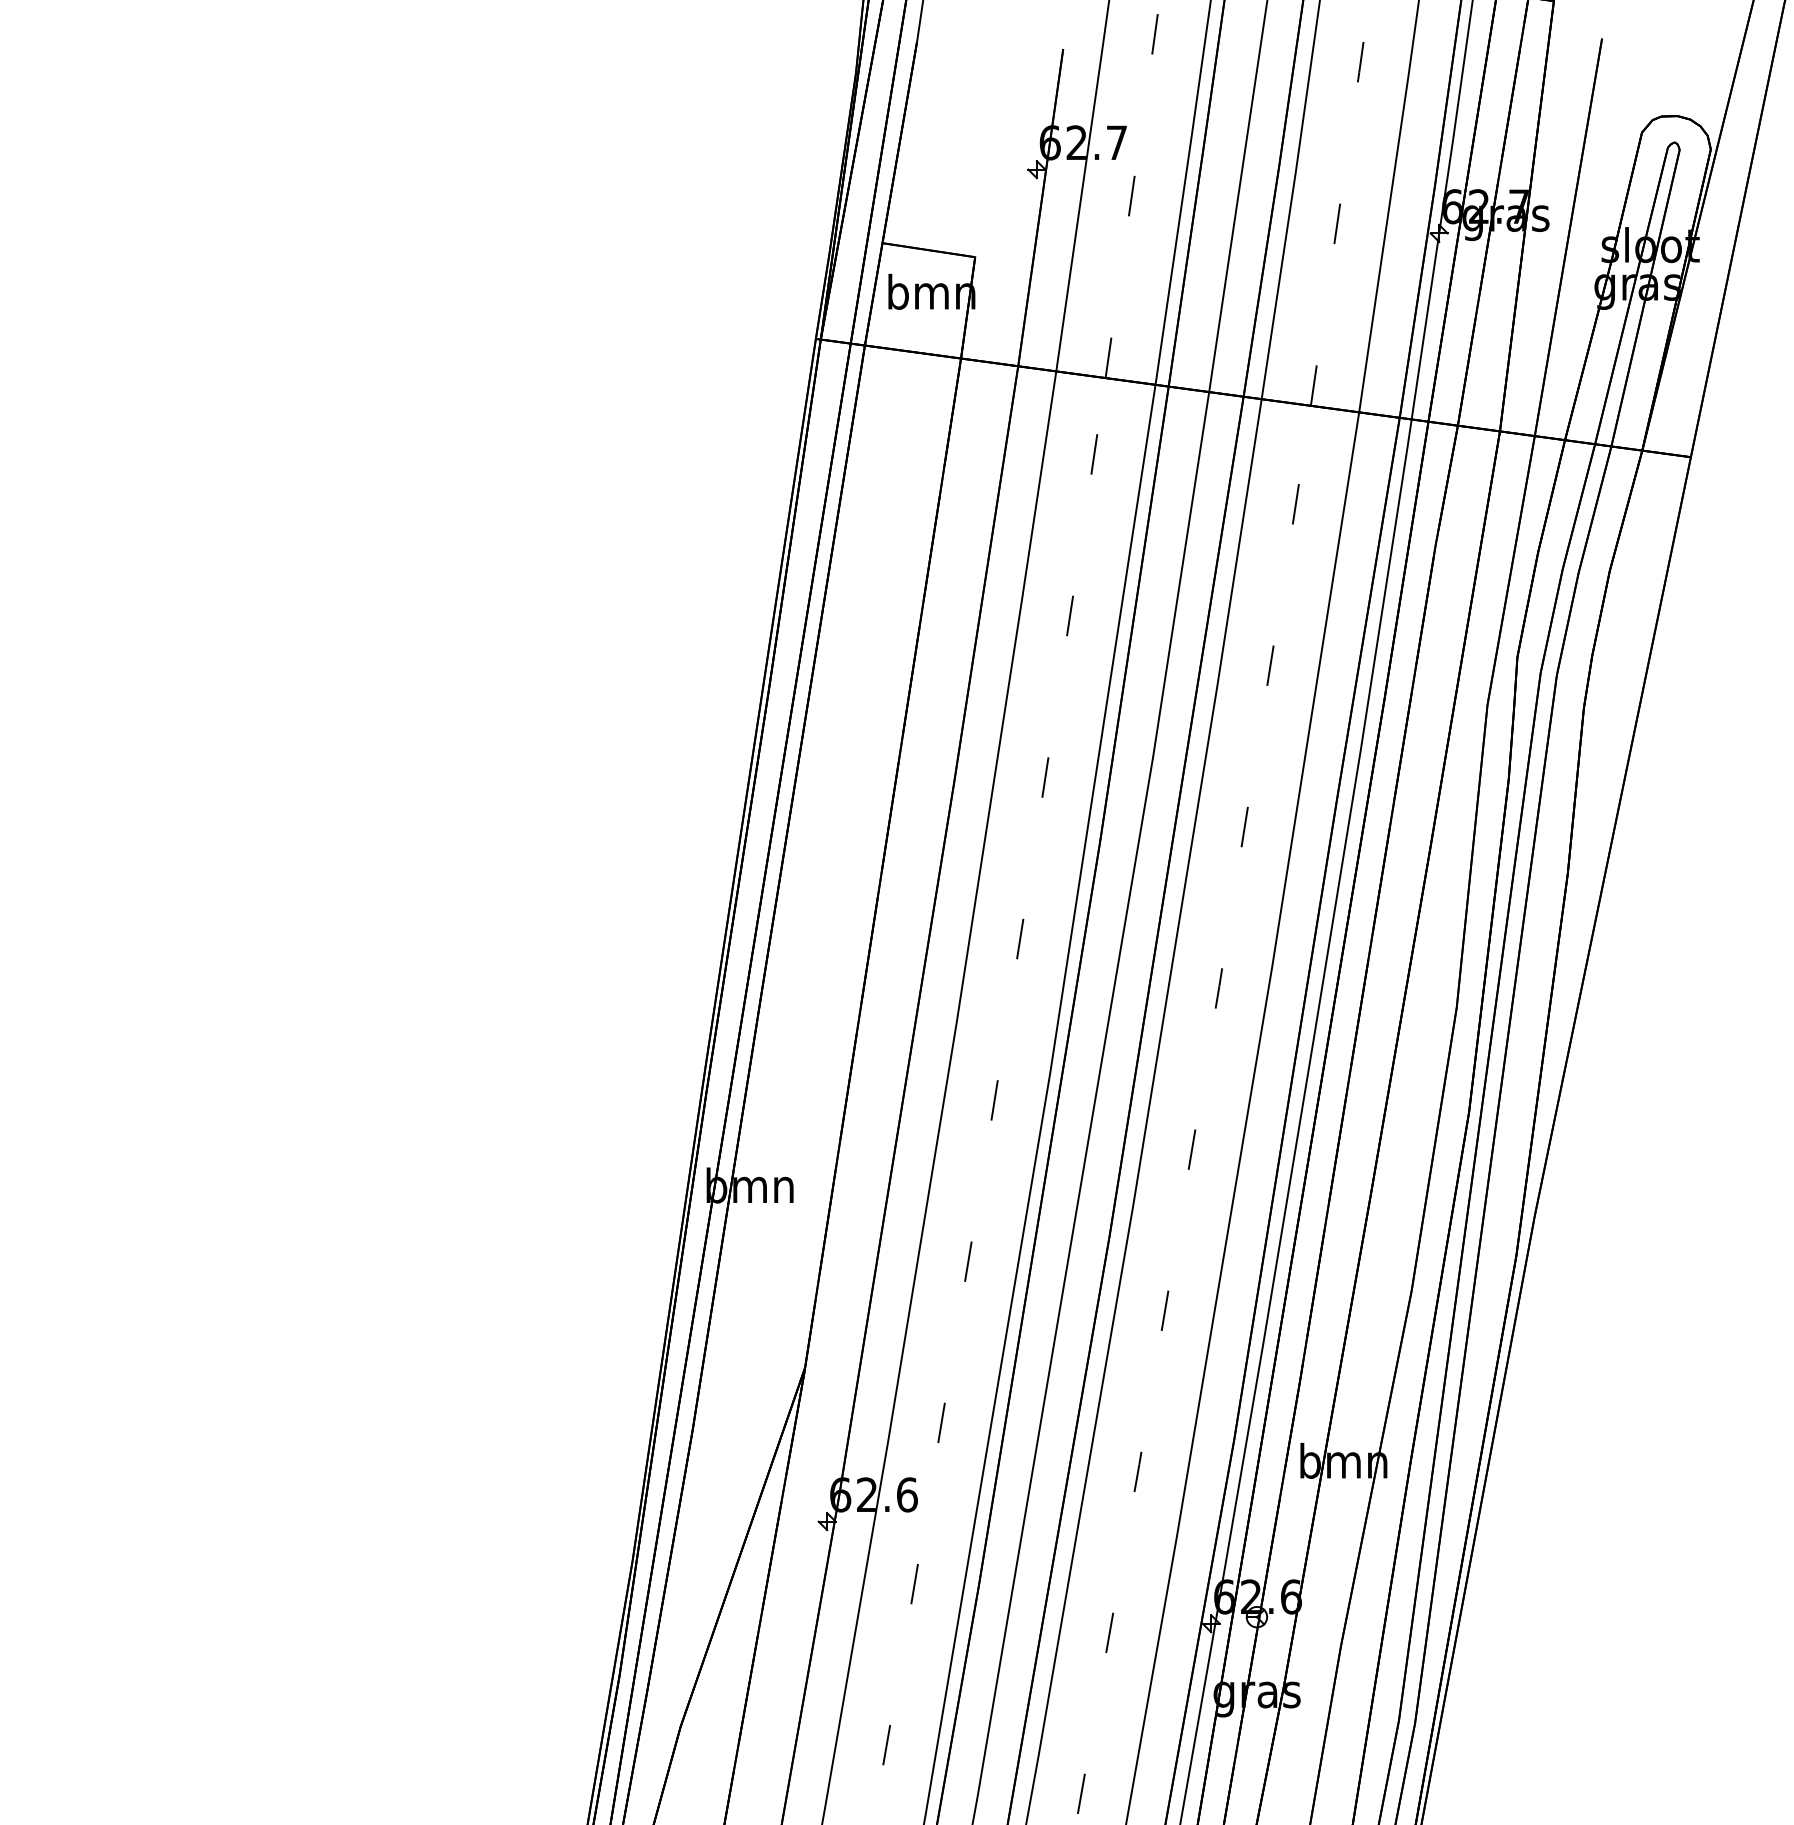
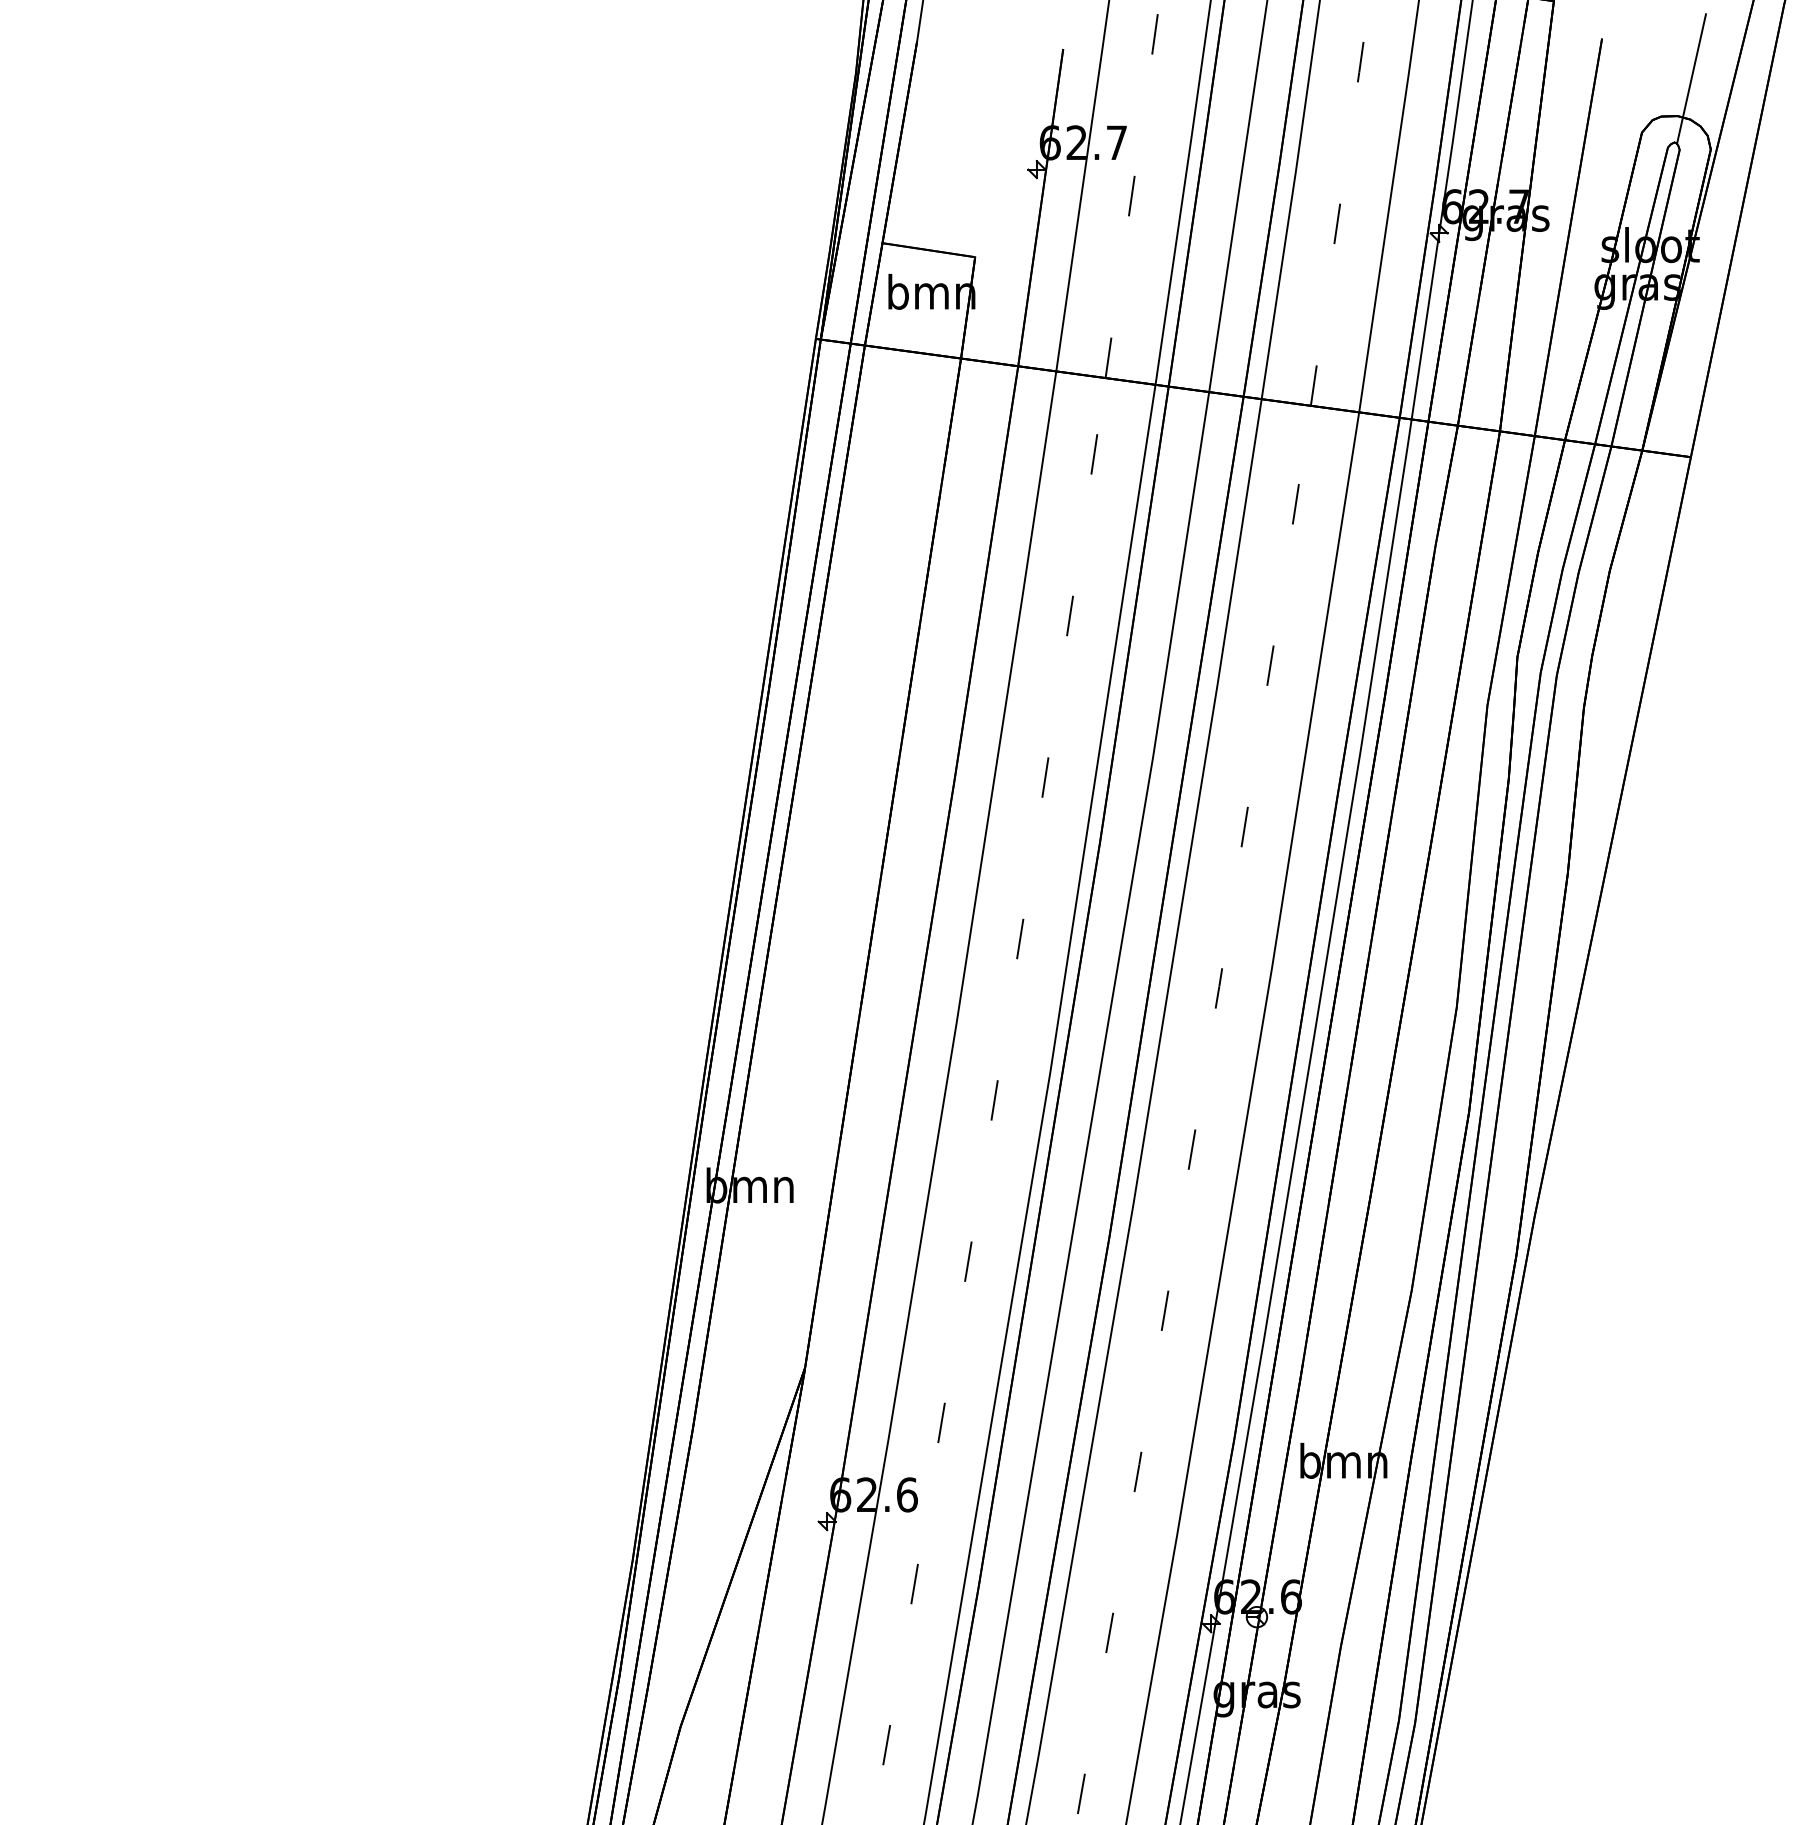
line: none -> present (1691, 78)
